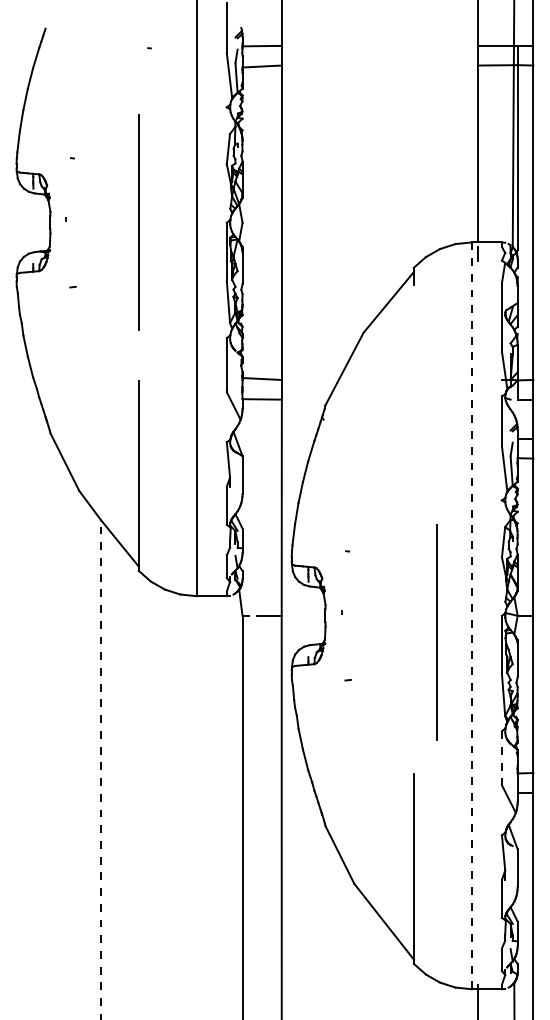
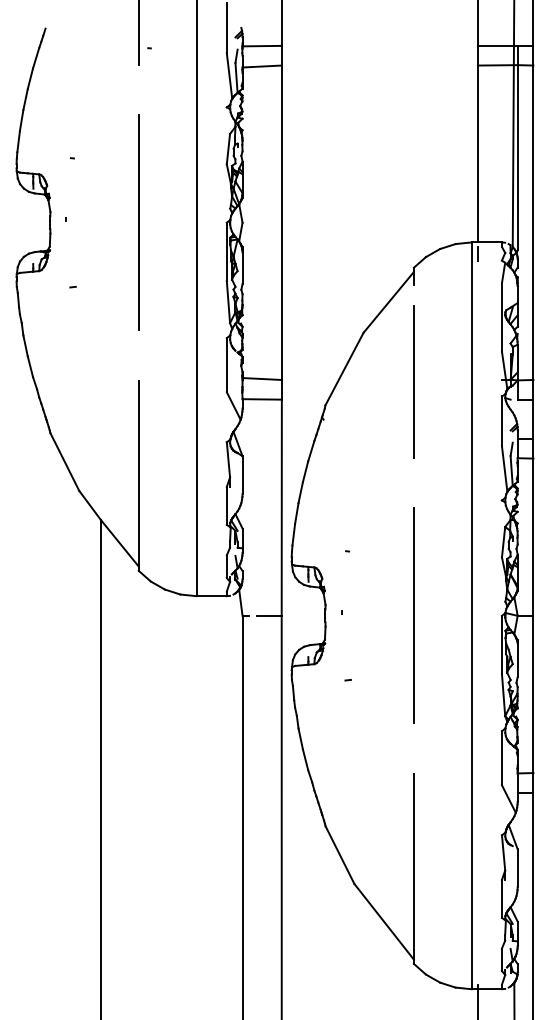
line: none -> present (138, 33)
line: none -> present (413, 381)
line: dashed -> solid (471, 615)
line position: (436, 632) -> (413, 615) (413, 615)
line: dashed -> solid (501, 758)
line: dashed -> solid (100, 770)
